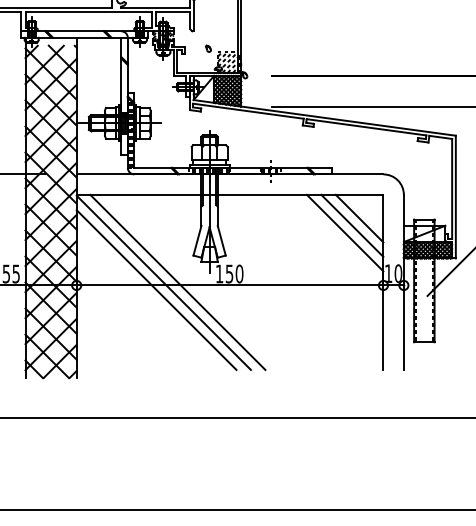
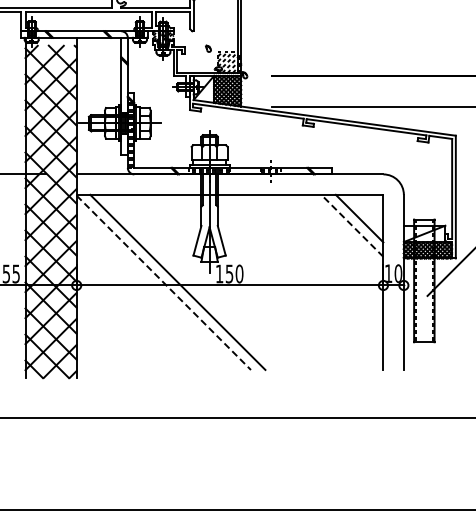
line: solid -> dashed (352, 225)
line: present -> none (344, 232)
line: solid -> dashed (164, 283)
line: present -> none (156, 289)
